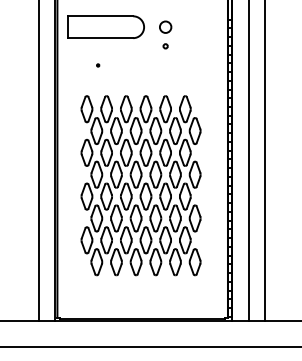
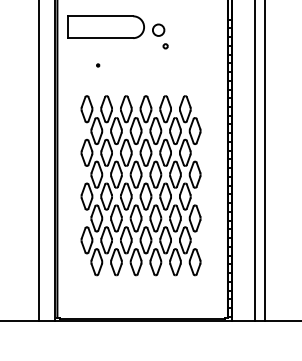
circle position: (165, 26) -> (158, 29) (158, 29)
line position: (248, 161) -> (254, 161) (254, 161)
line: present -> none (150, 347)
